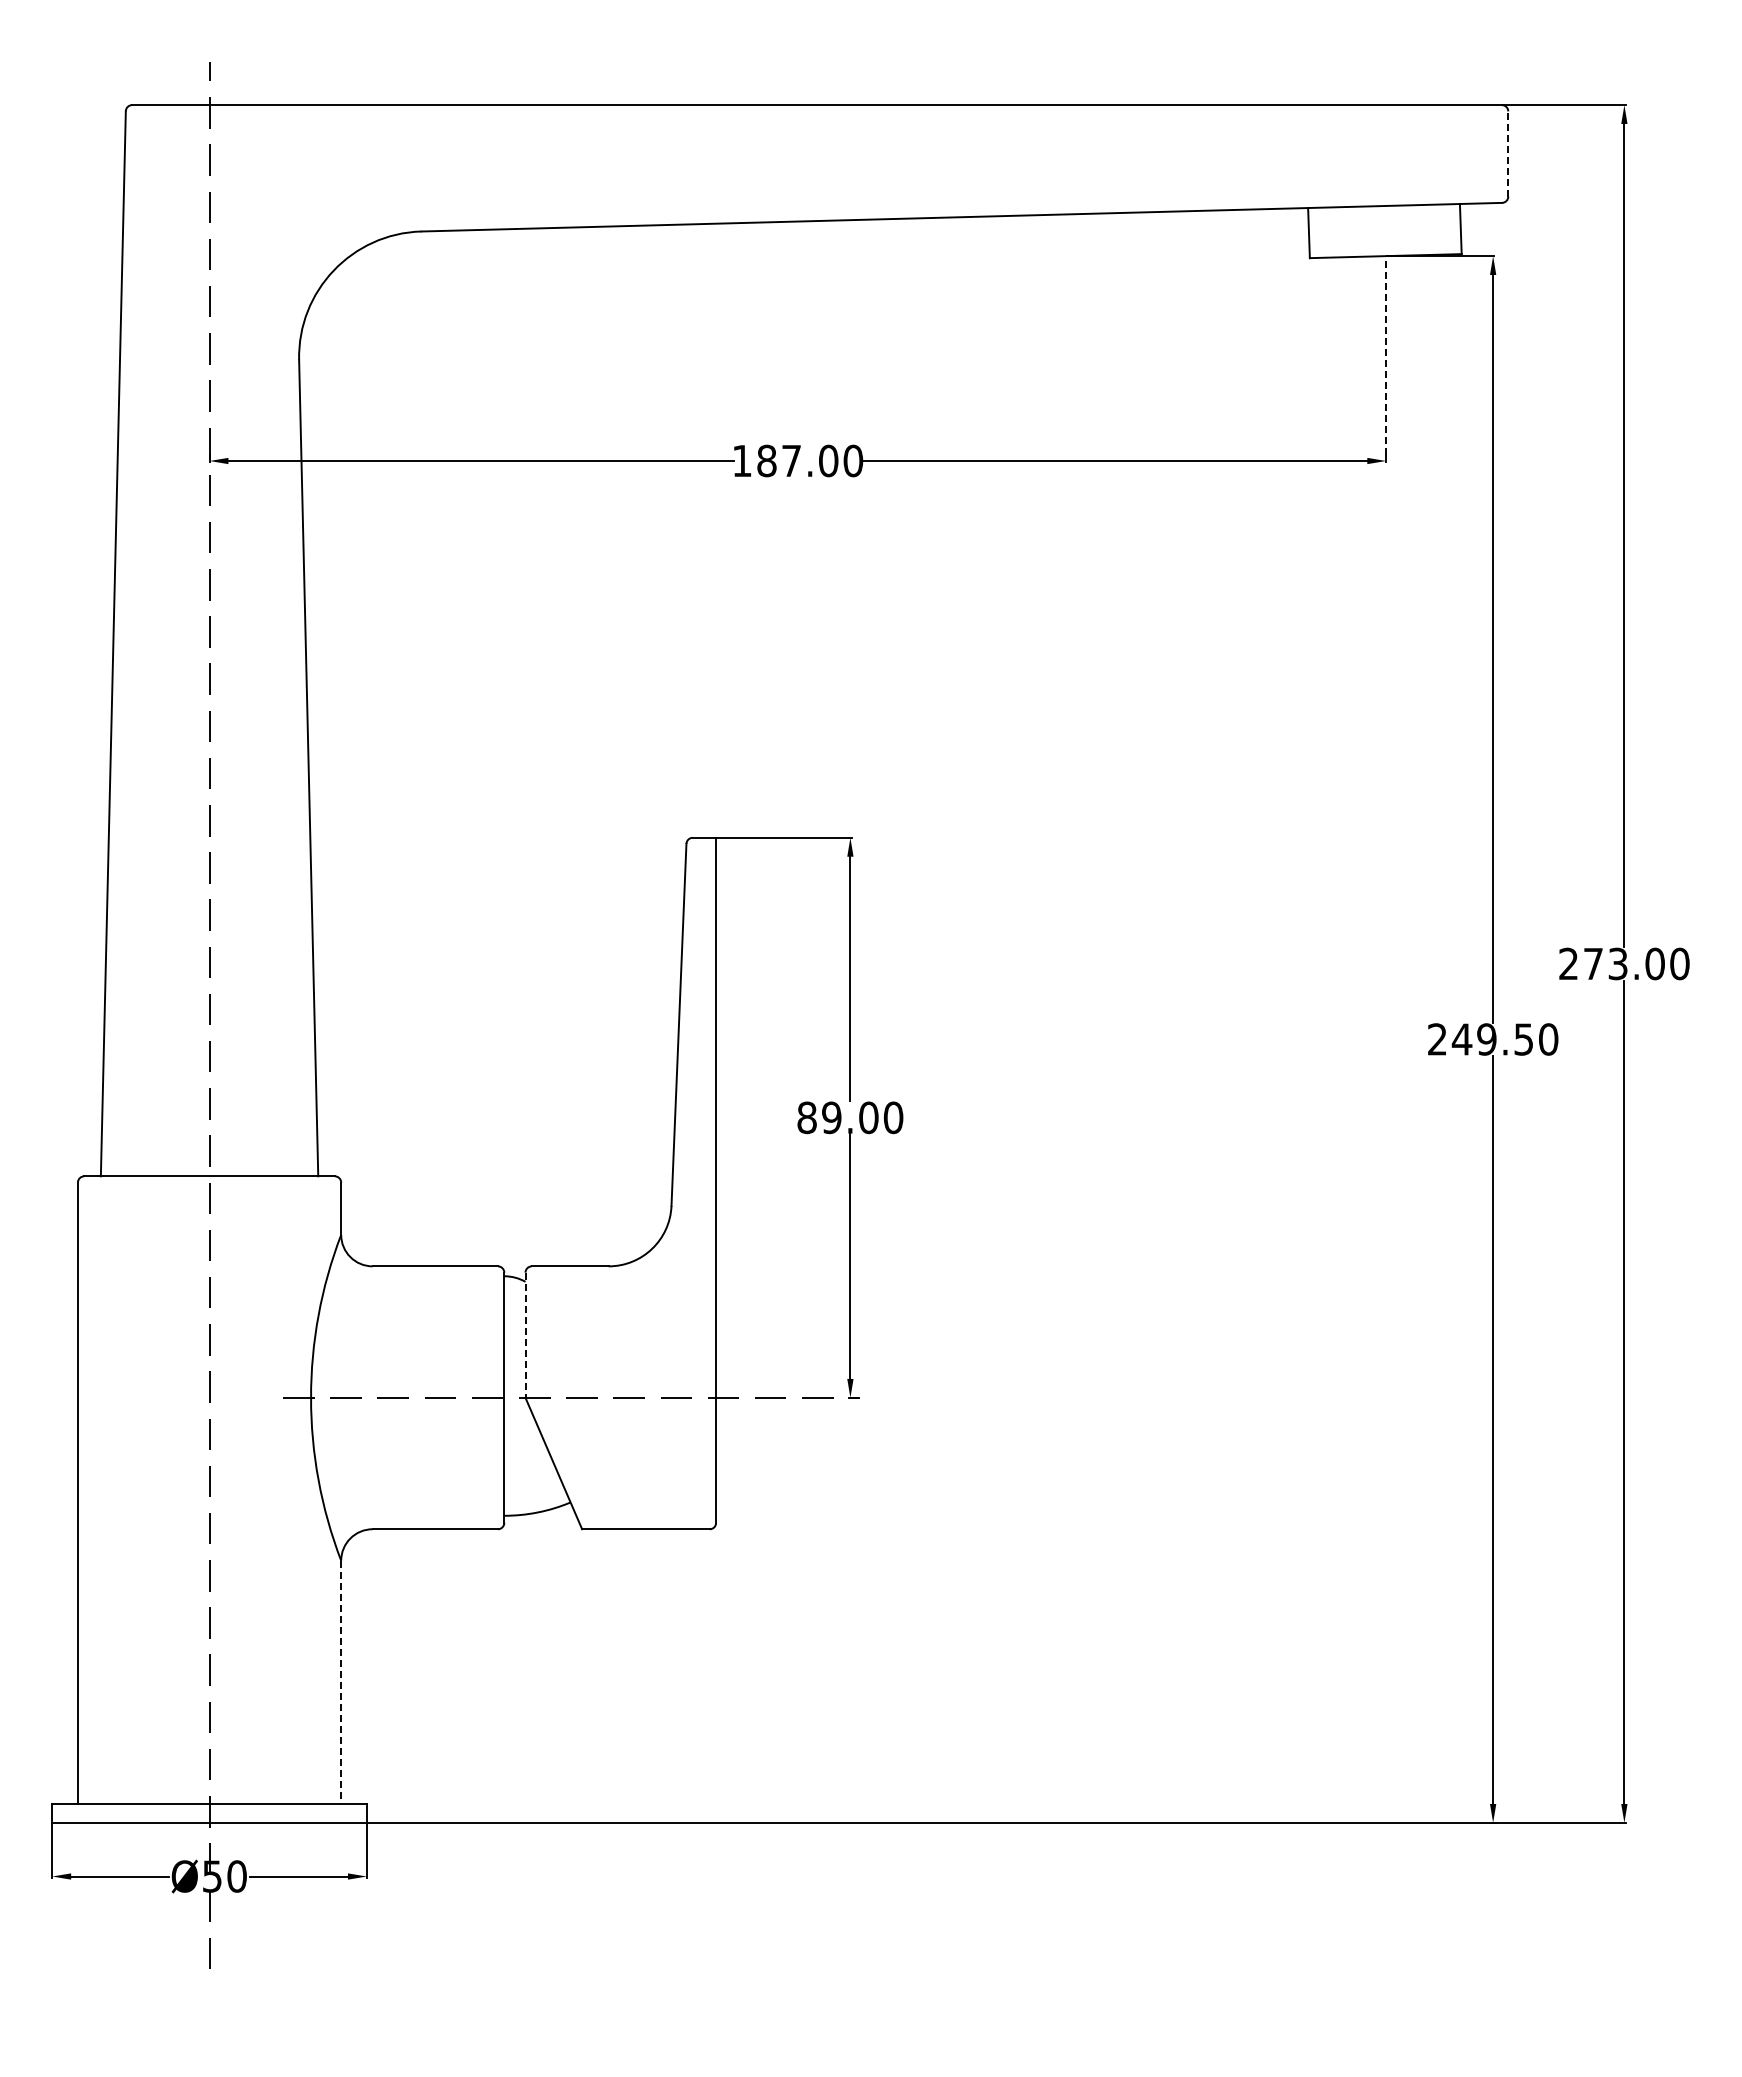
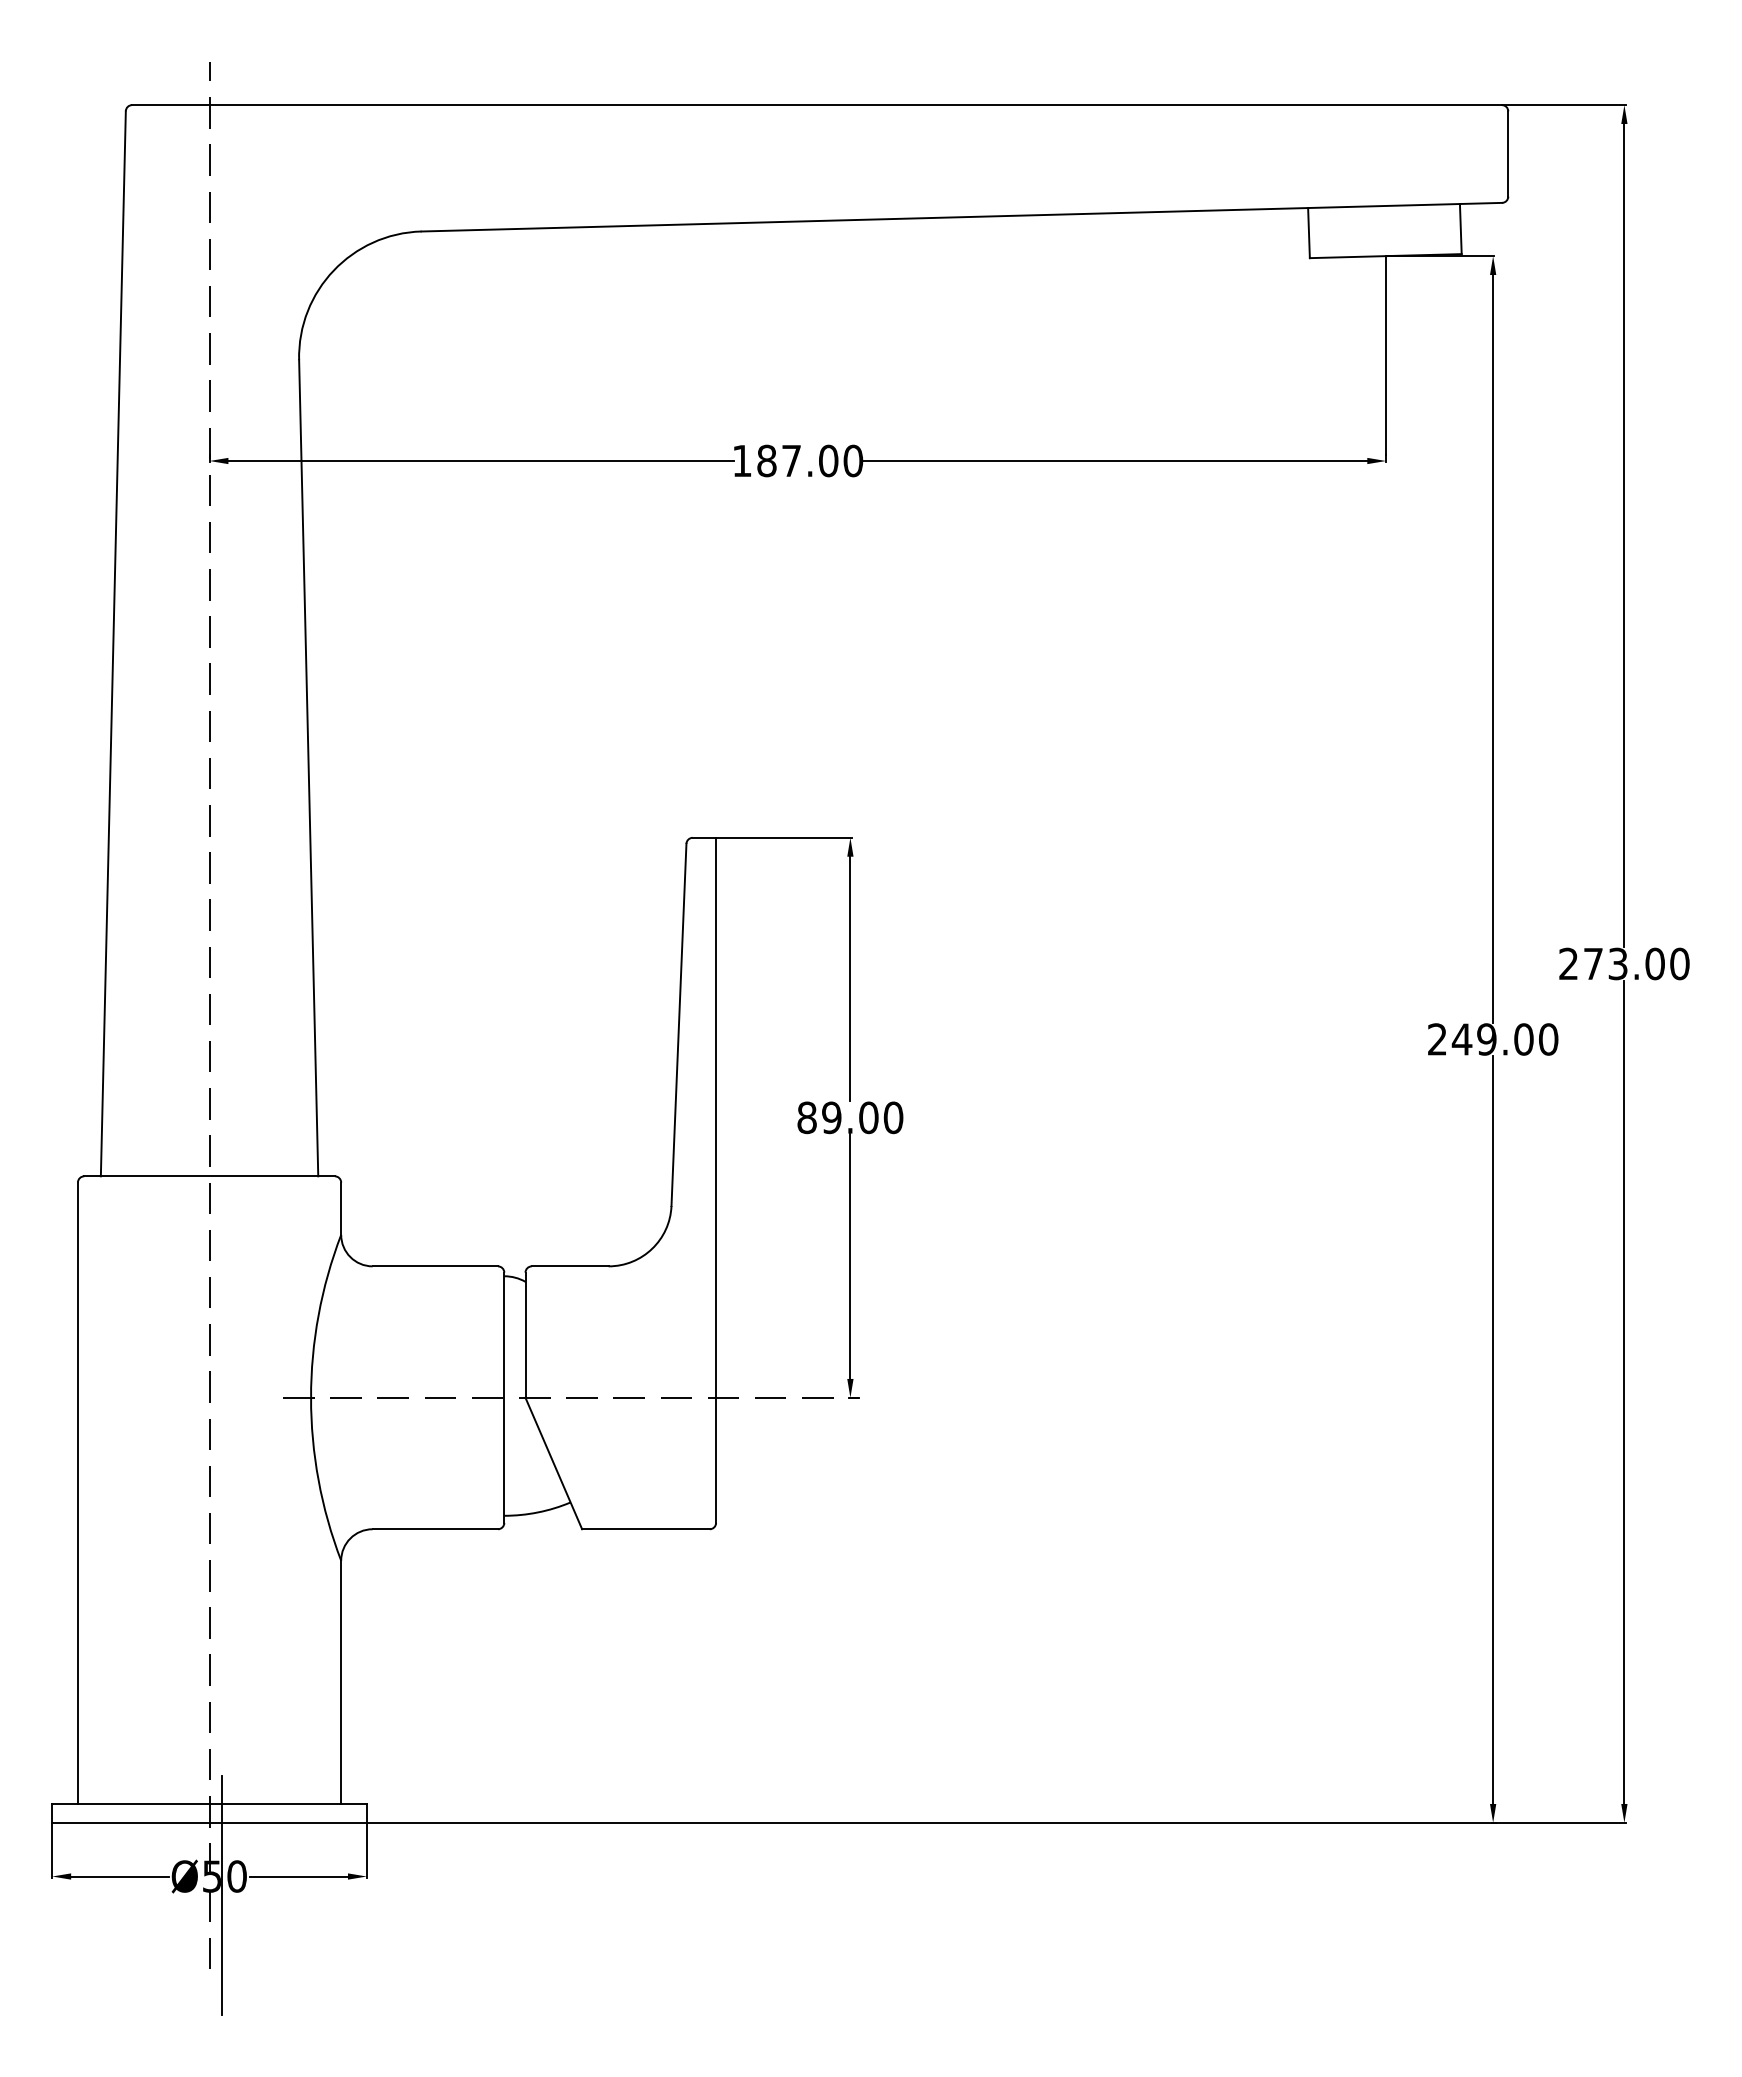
line: dashed -> solid (1508, 154)
line: dashed -> solid (1386, 355)
text: 249.50 -> 249.00 (1523, 1039)
line: dashed -> solid (525, 1335)
line: dashed -> solid (341, 1682)
line: none -> present (222, 1895)
